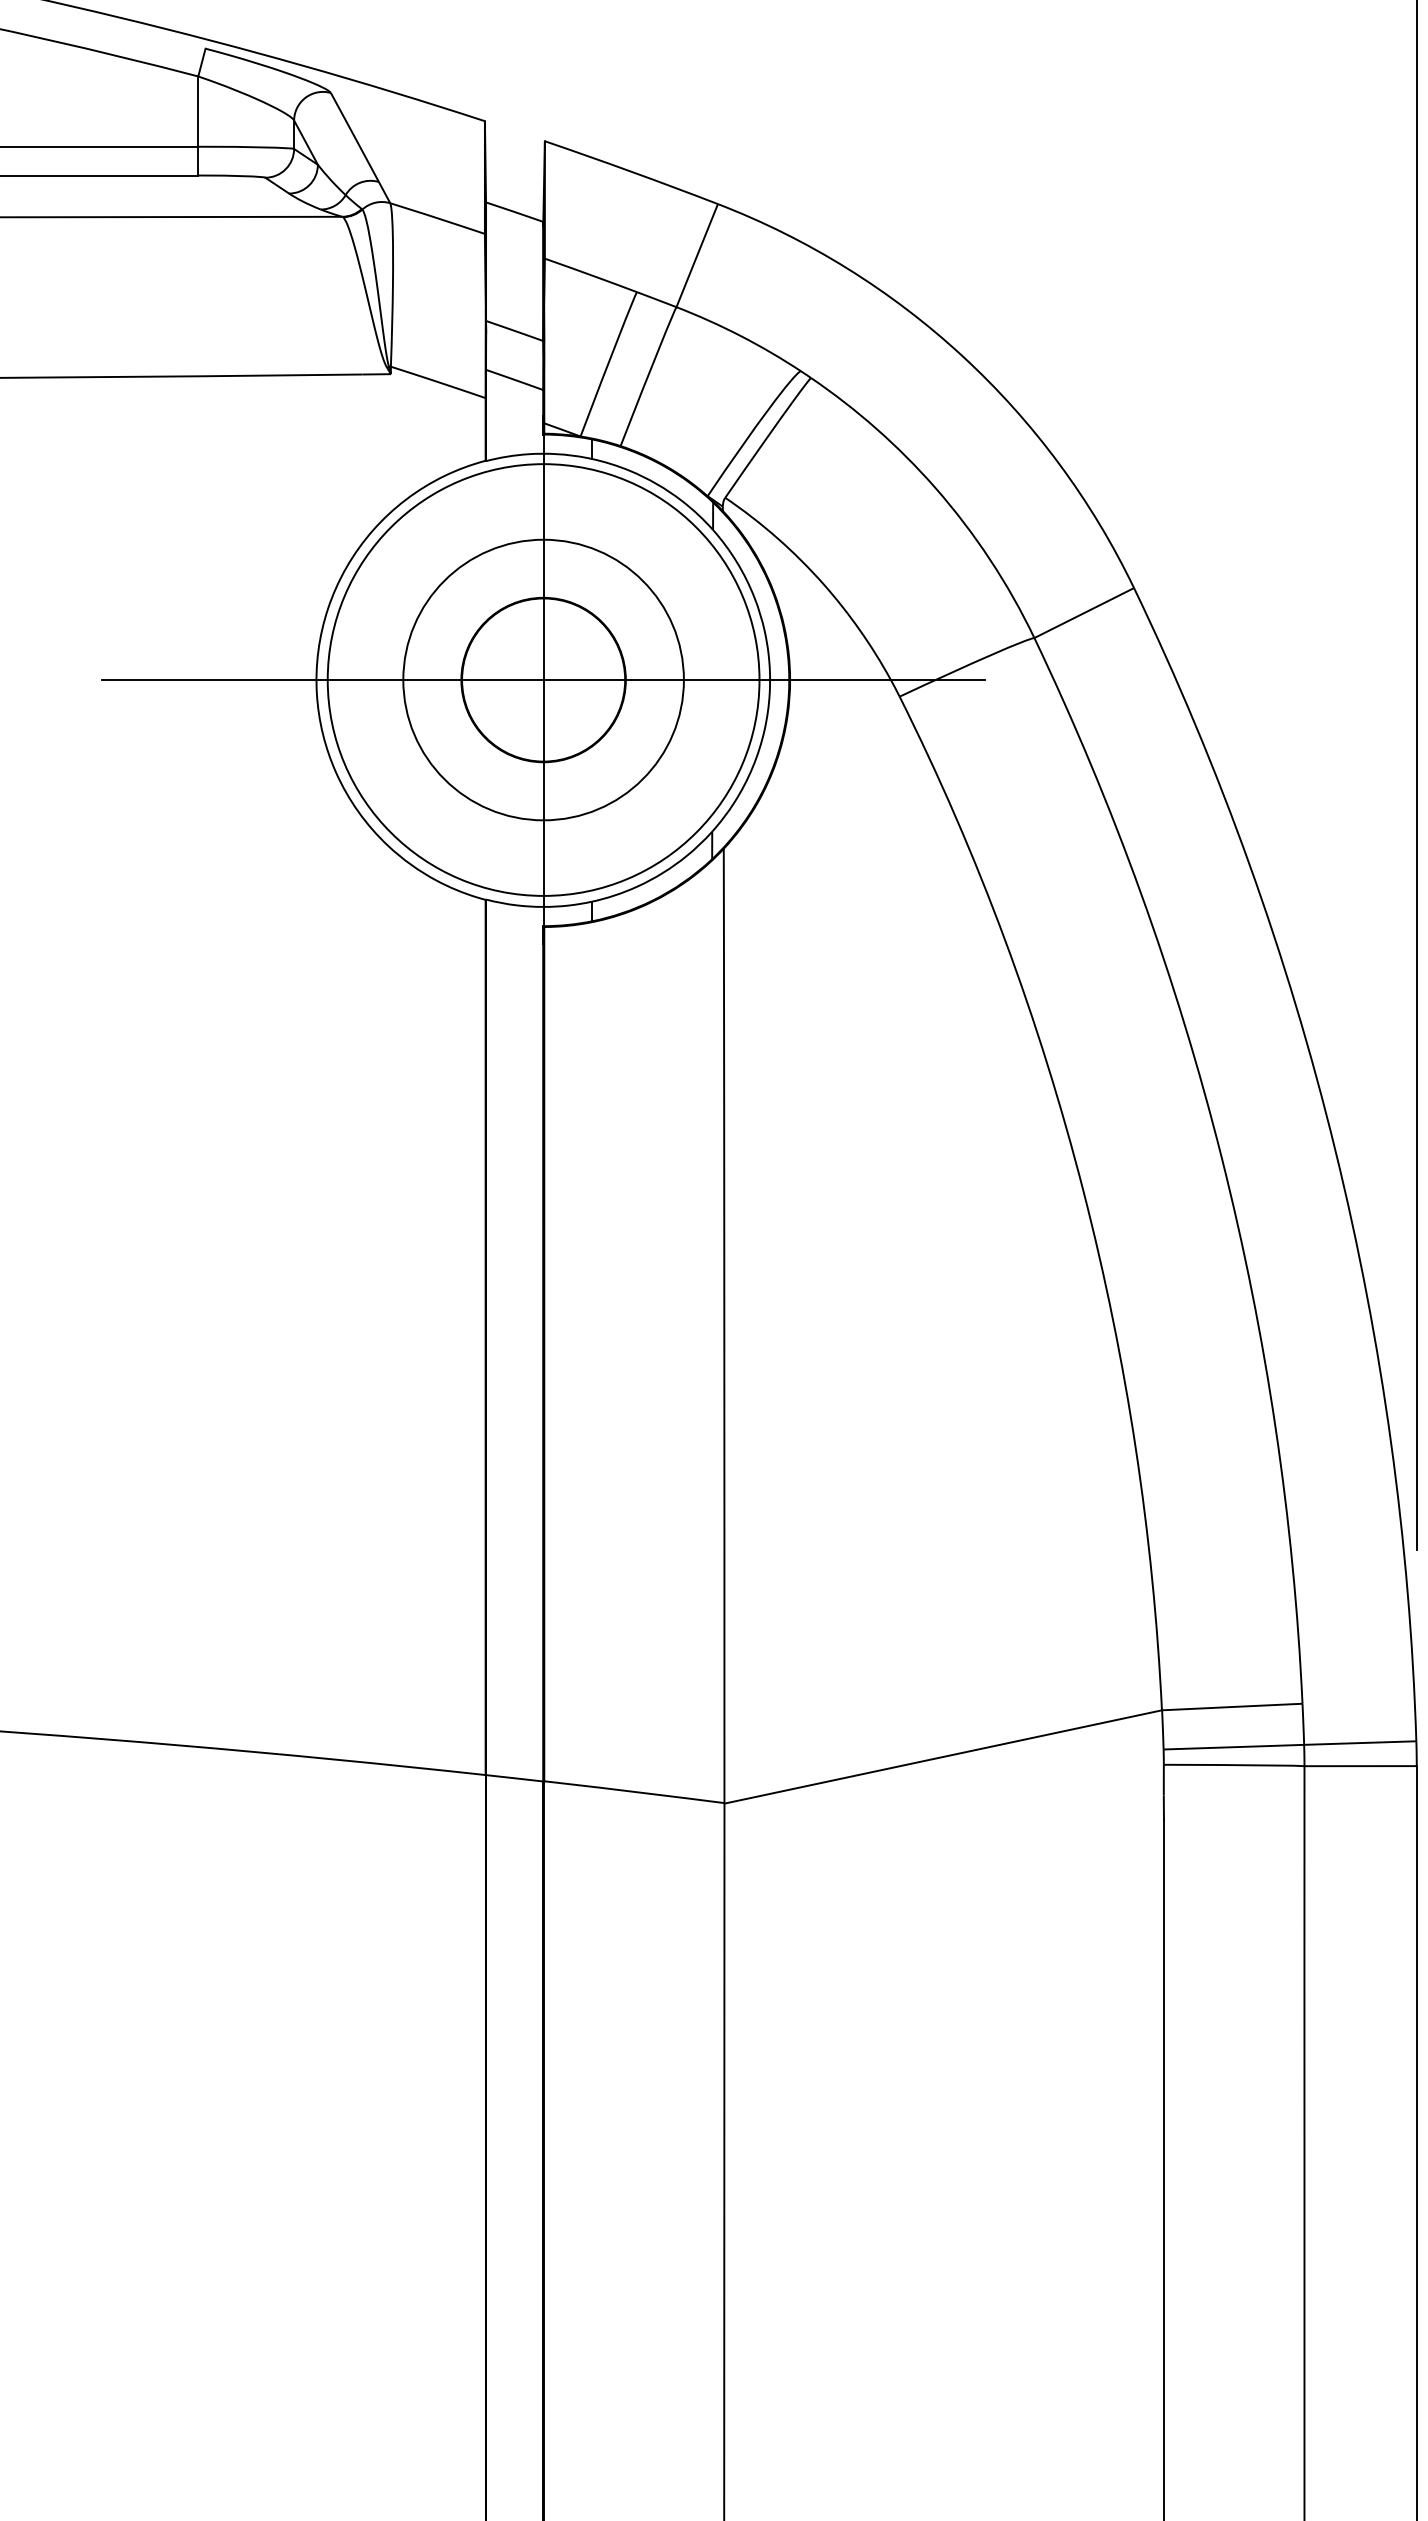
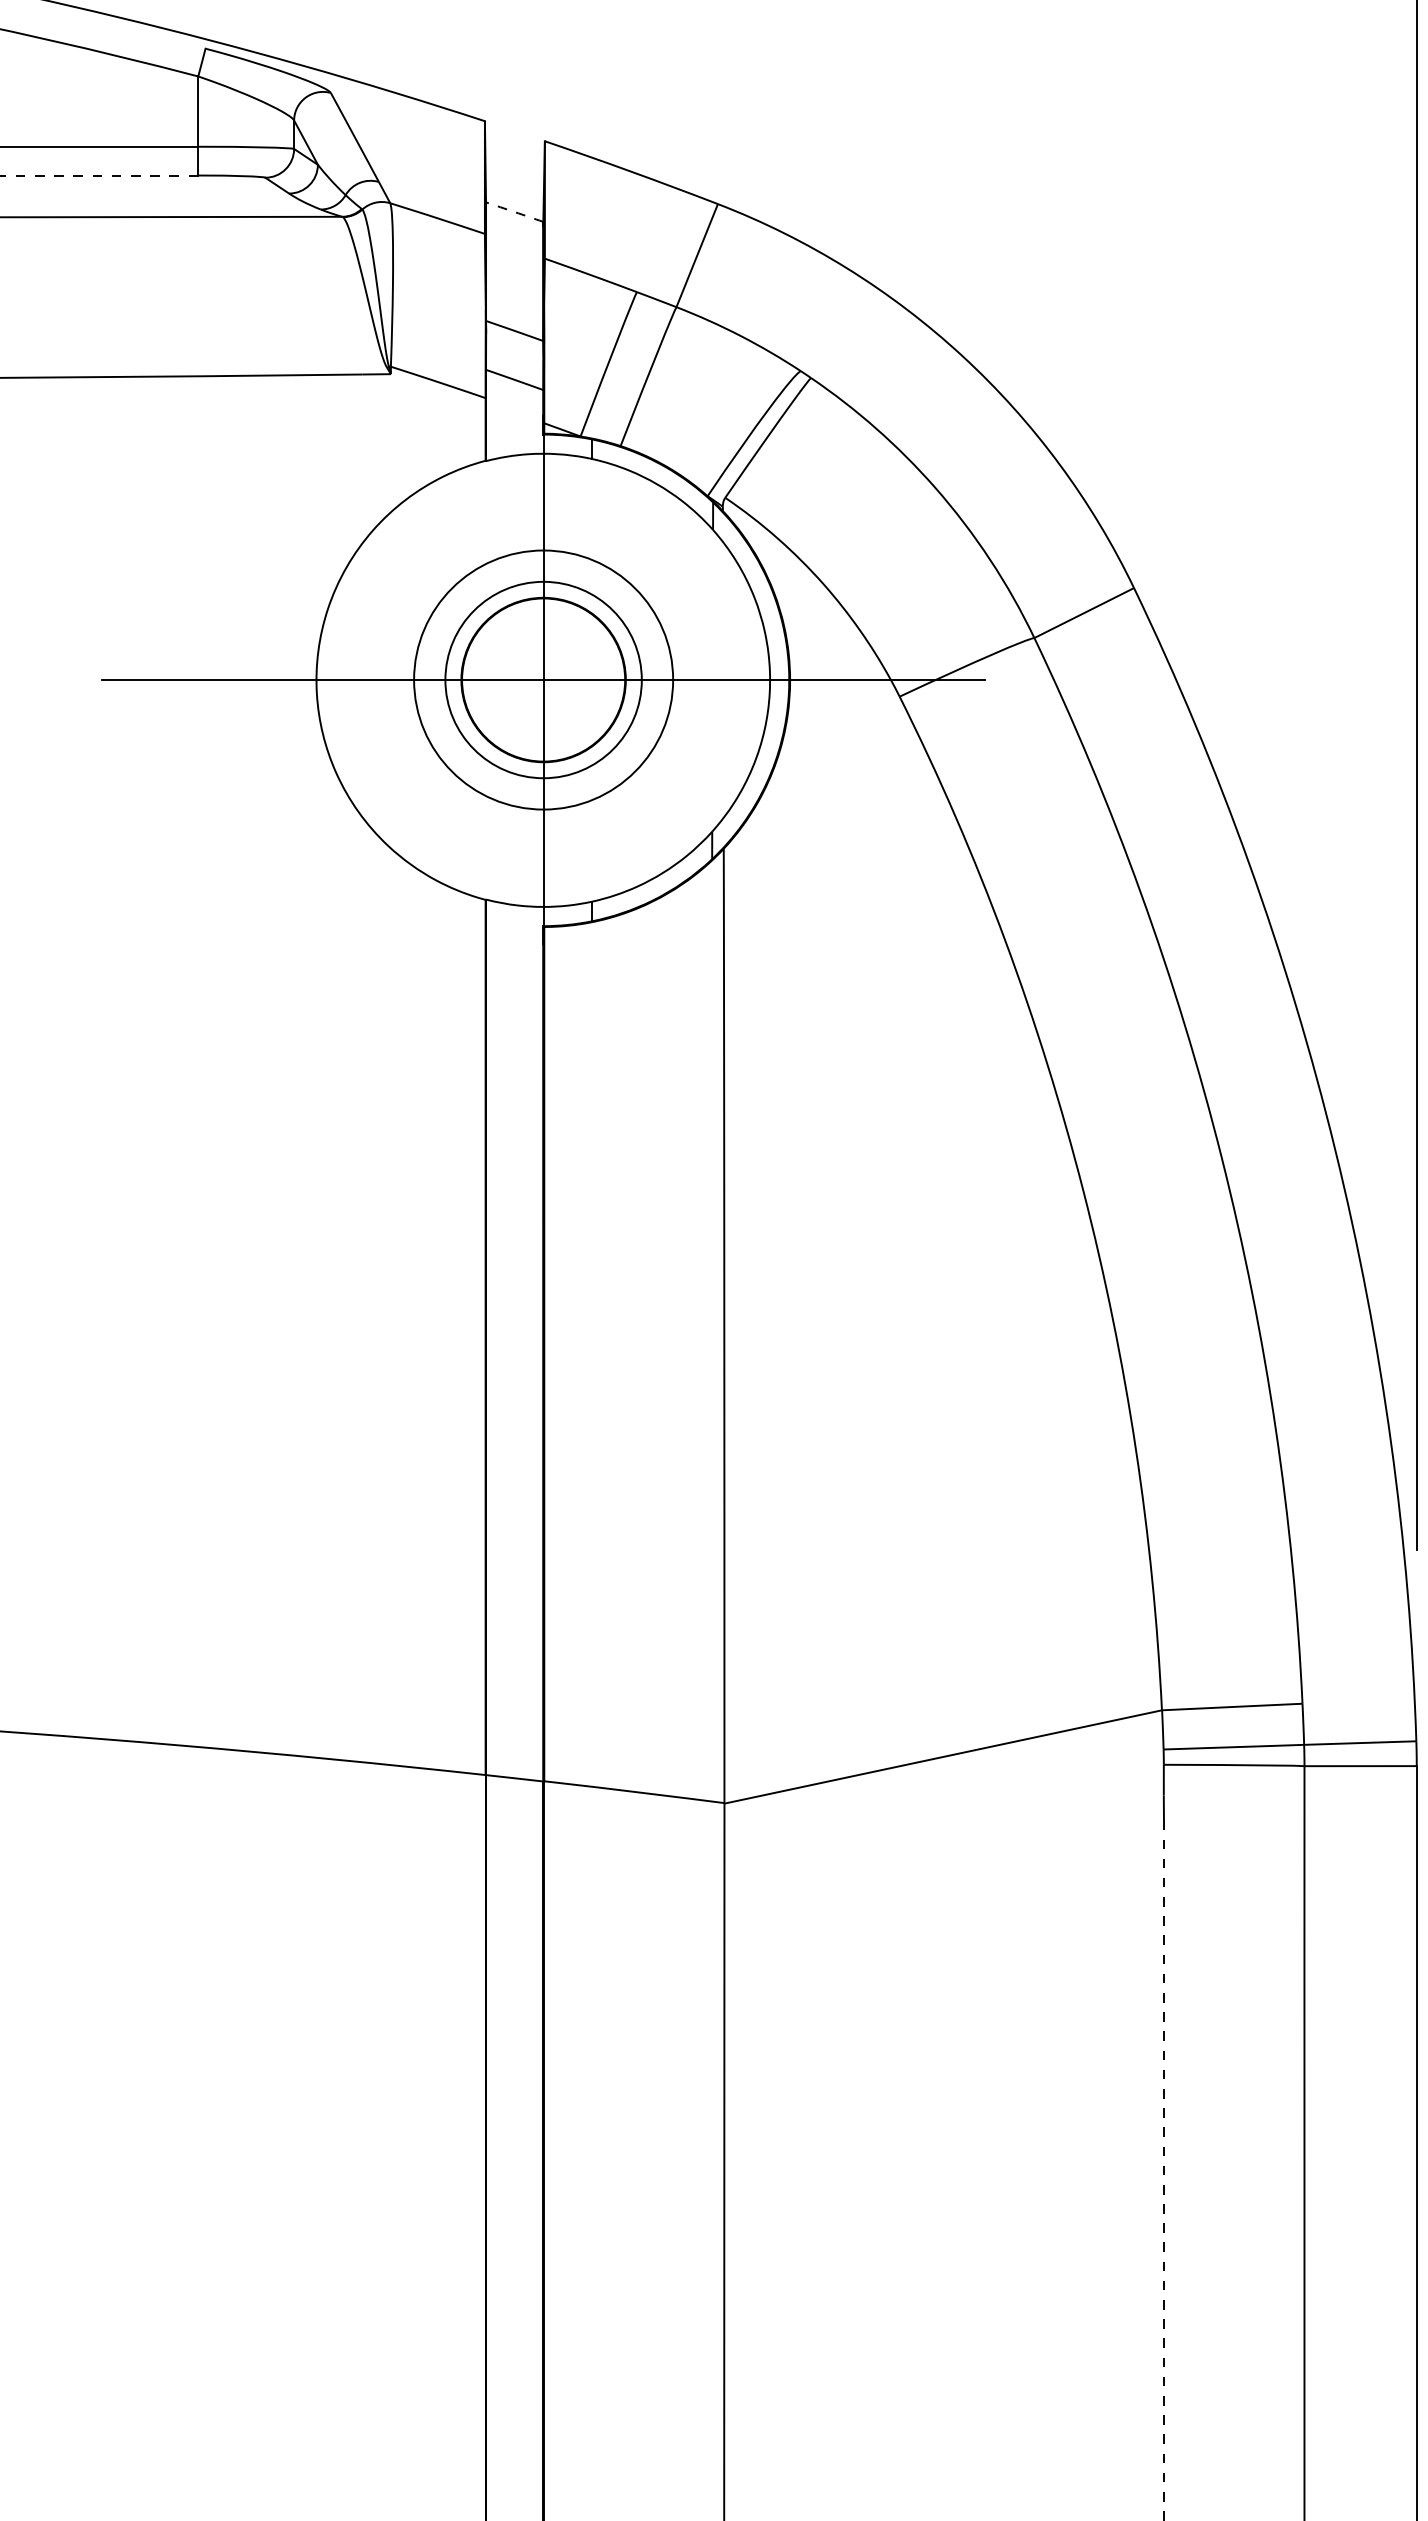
line: solid -> dashed (99, 175)
arc: solid -> dashed (514, 212)
circle diameter: 281 px -> 196 px (543, 679)
circle diameter: 432 px -> 259 px (543, 679)
line: solid -> dashed (1163, 2170)
